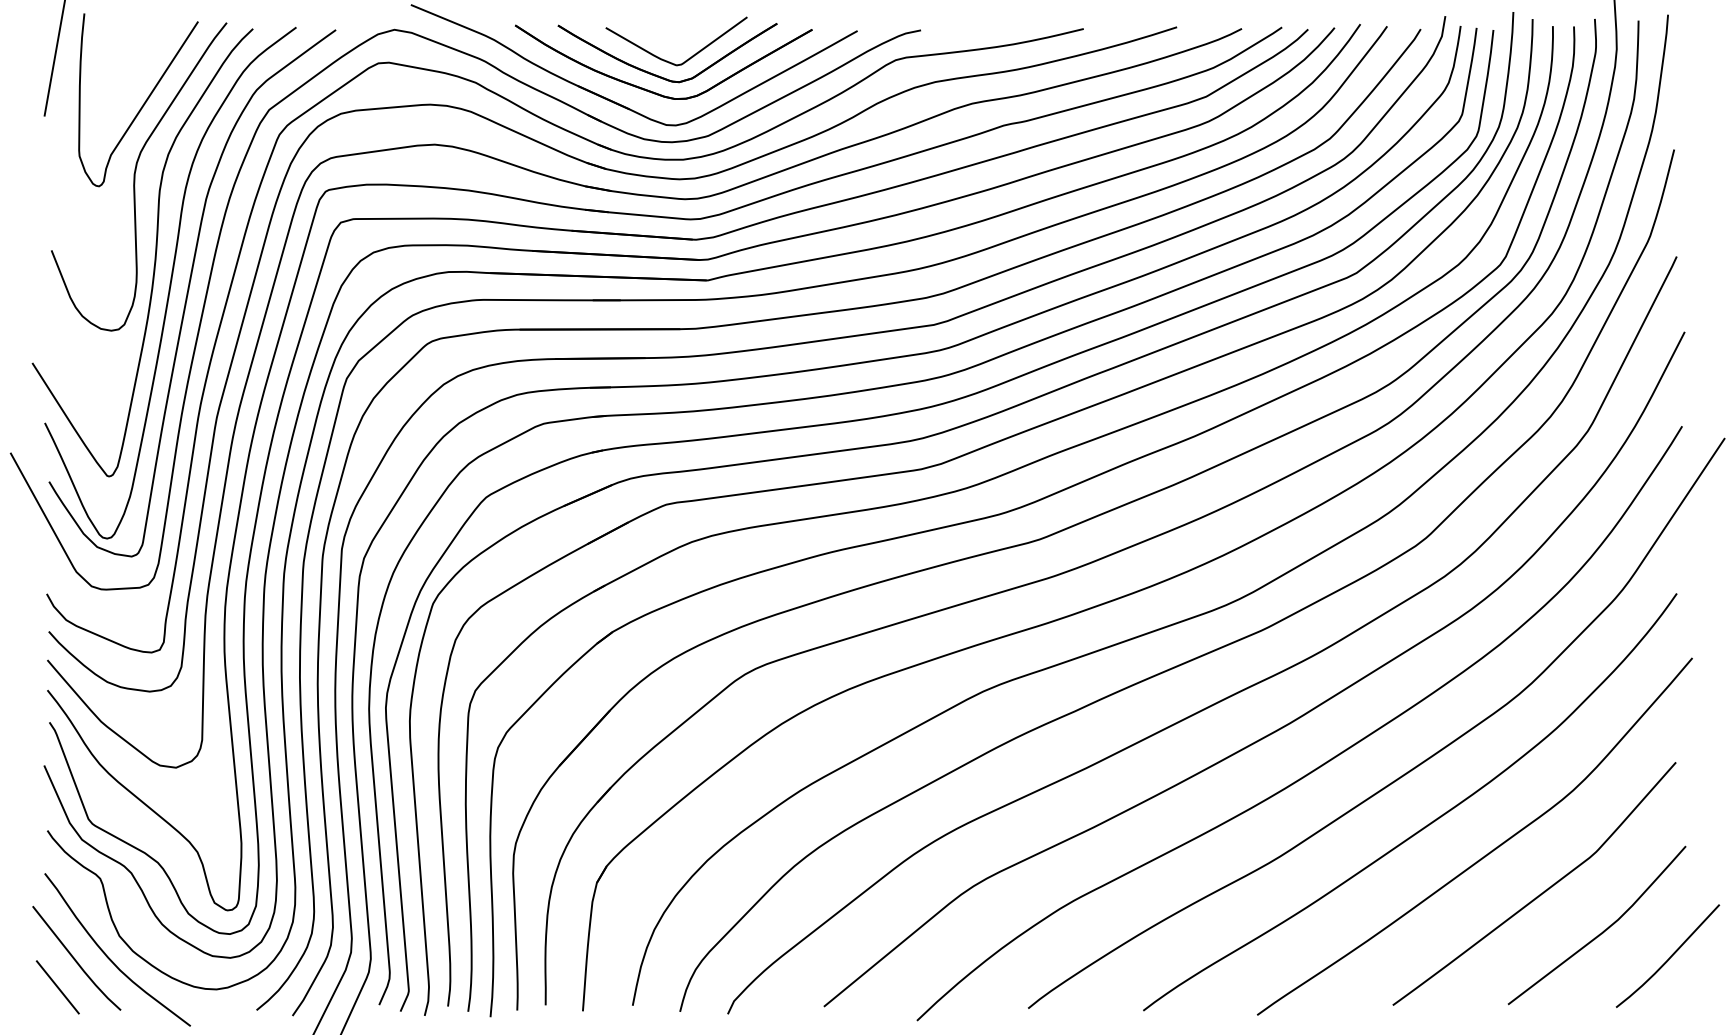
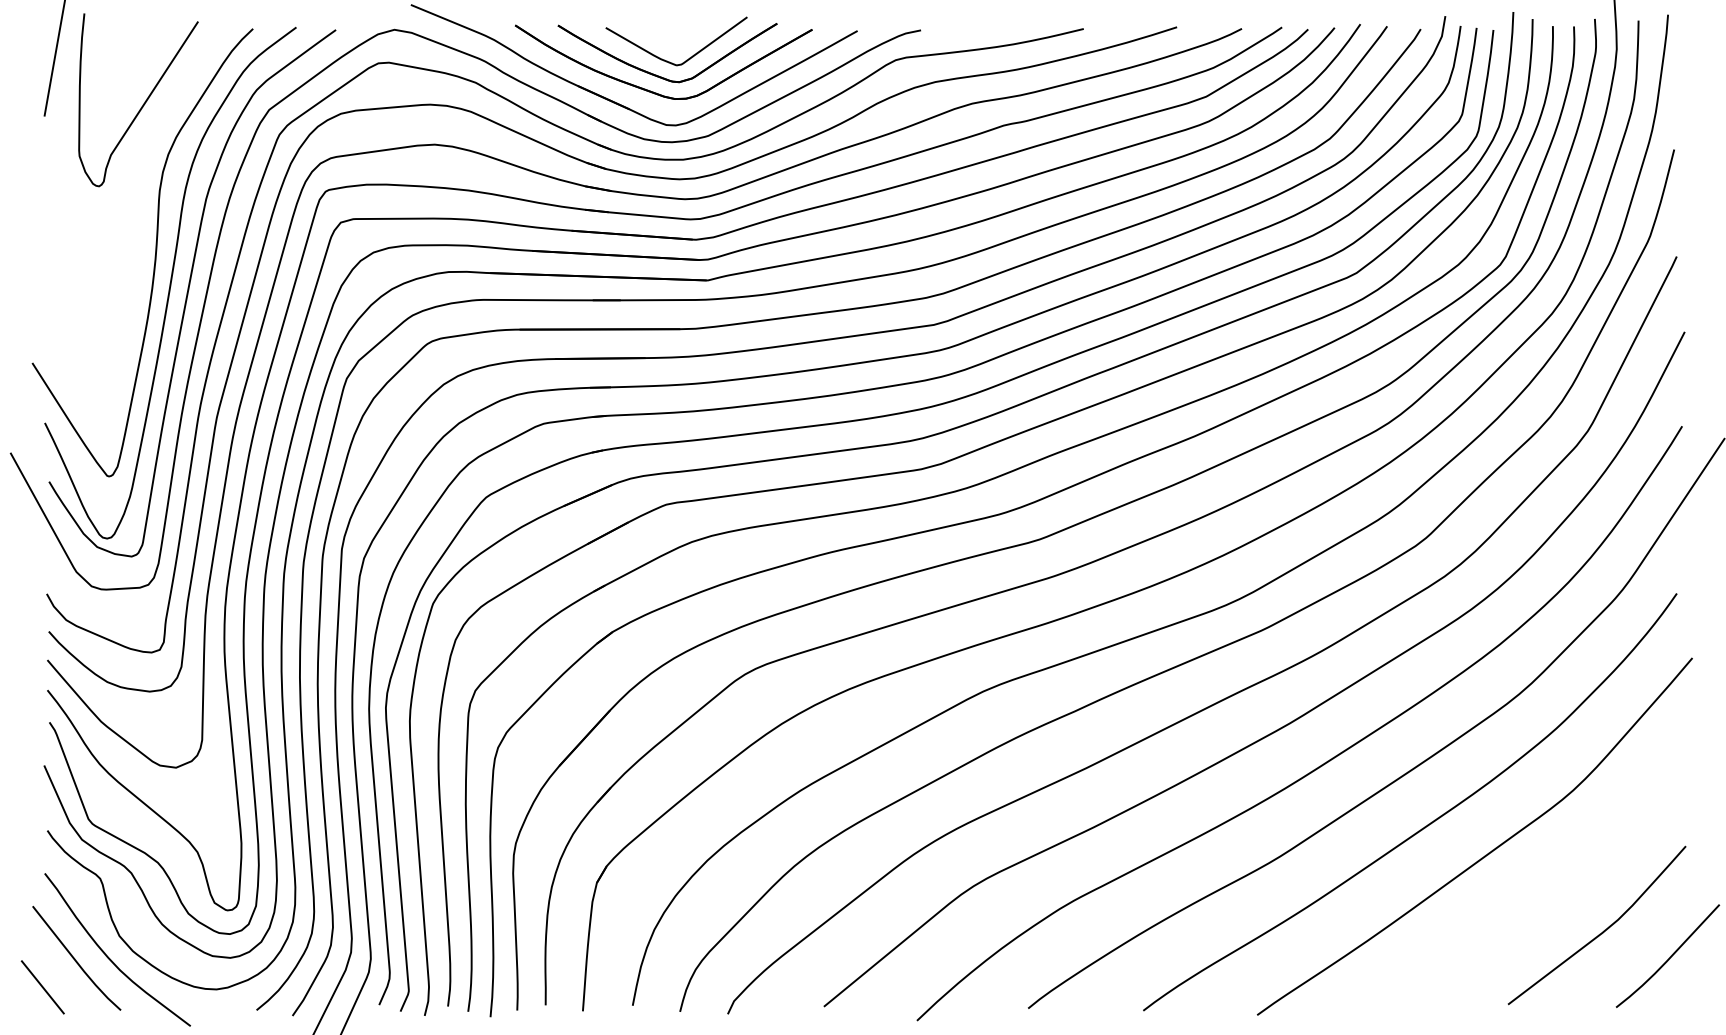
curve: present -> none (135, 176)
curve: present -> none (1540, 893)
line position: (57, 987) -> (42, 987) (42, 987)
